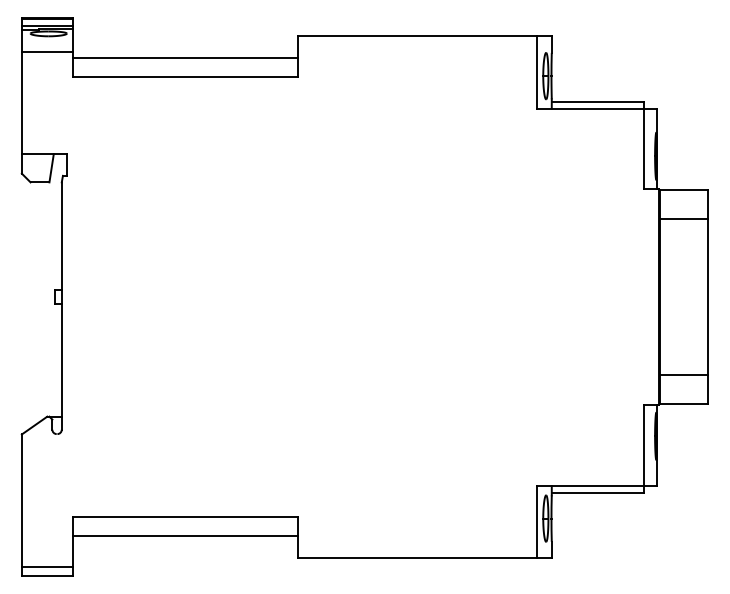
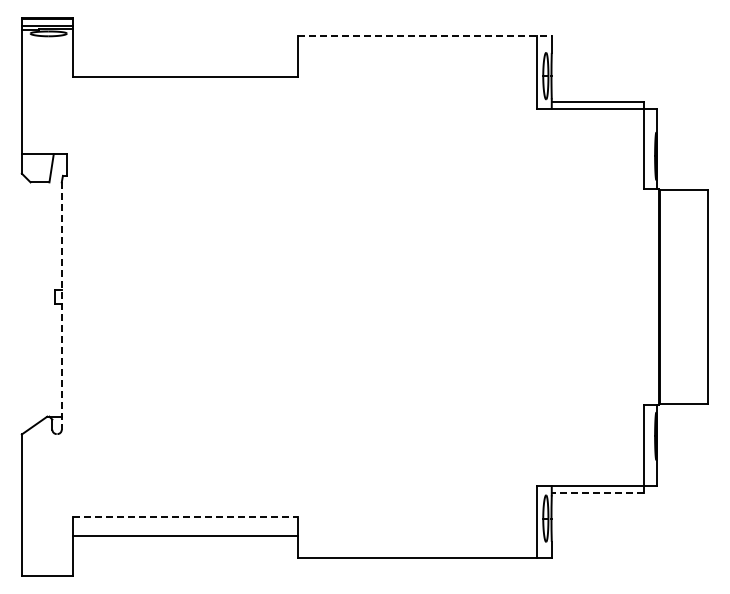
line: solid -> dashed (425, 36)
line: present -> none (46, 51)
line: present -> none (184, 57)
line: present -> none (683, 219)
line: solid -> dashed (61, 306)
line: present -> none (683, 374)
line: solid -> dashed (597, 493)
line: solid -> dashed (185, 516)
line: present -> none (46, 566)
